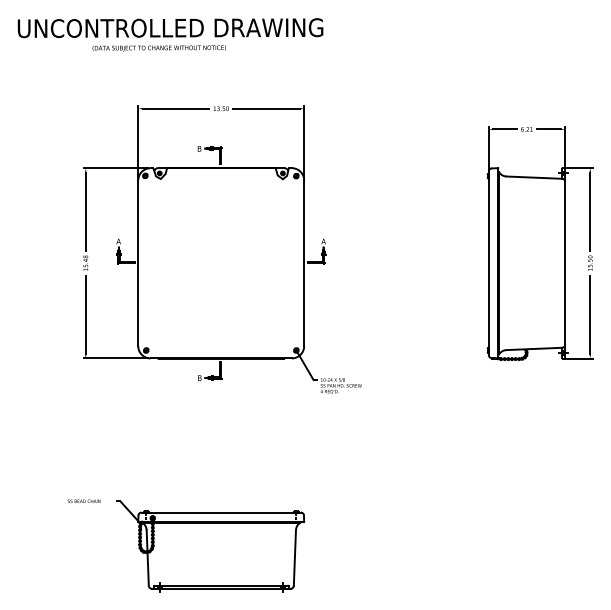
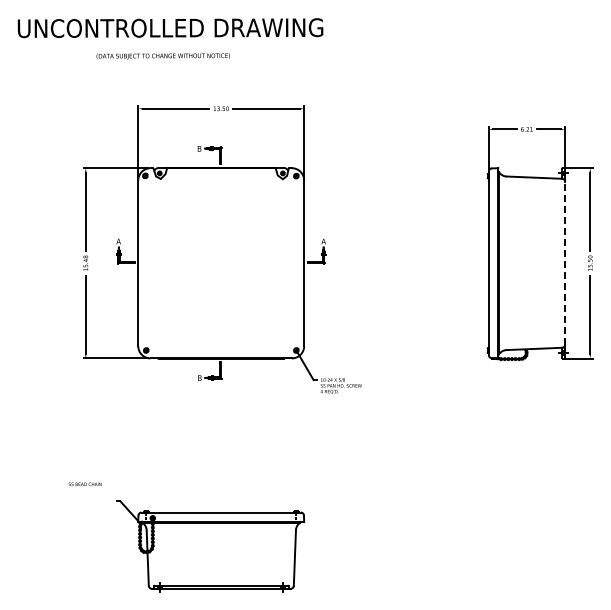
text position: (158, 48) -> (162, 56) (162, 56)
line: solid -> dashed (565, 262)
text position: (83, 500) -> (84, 483) (84, 483)
